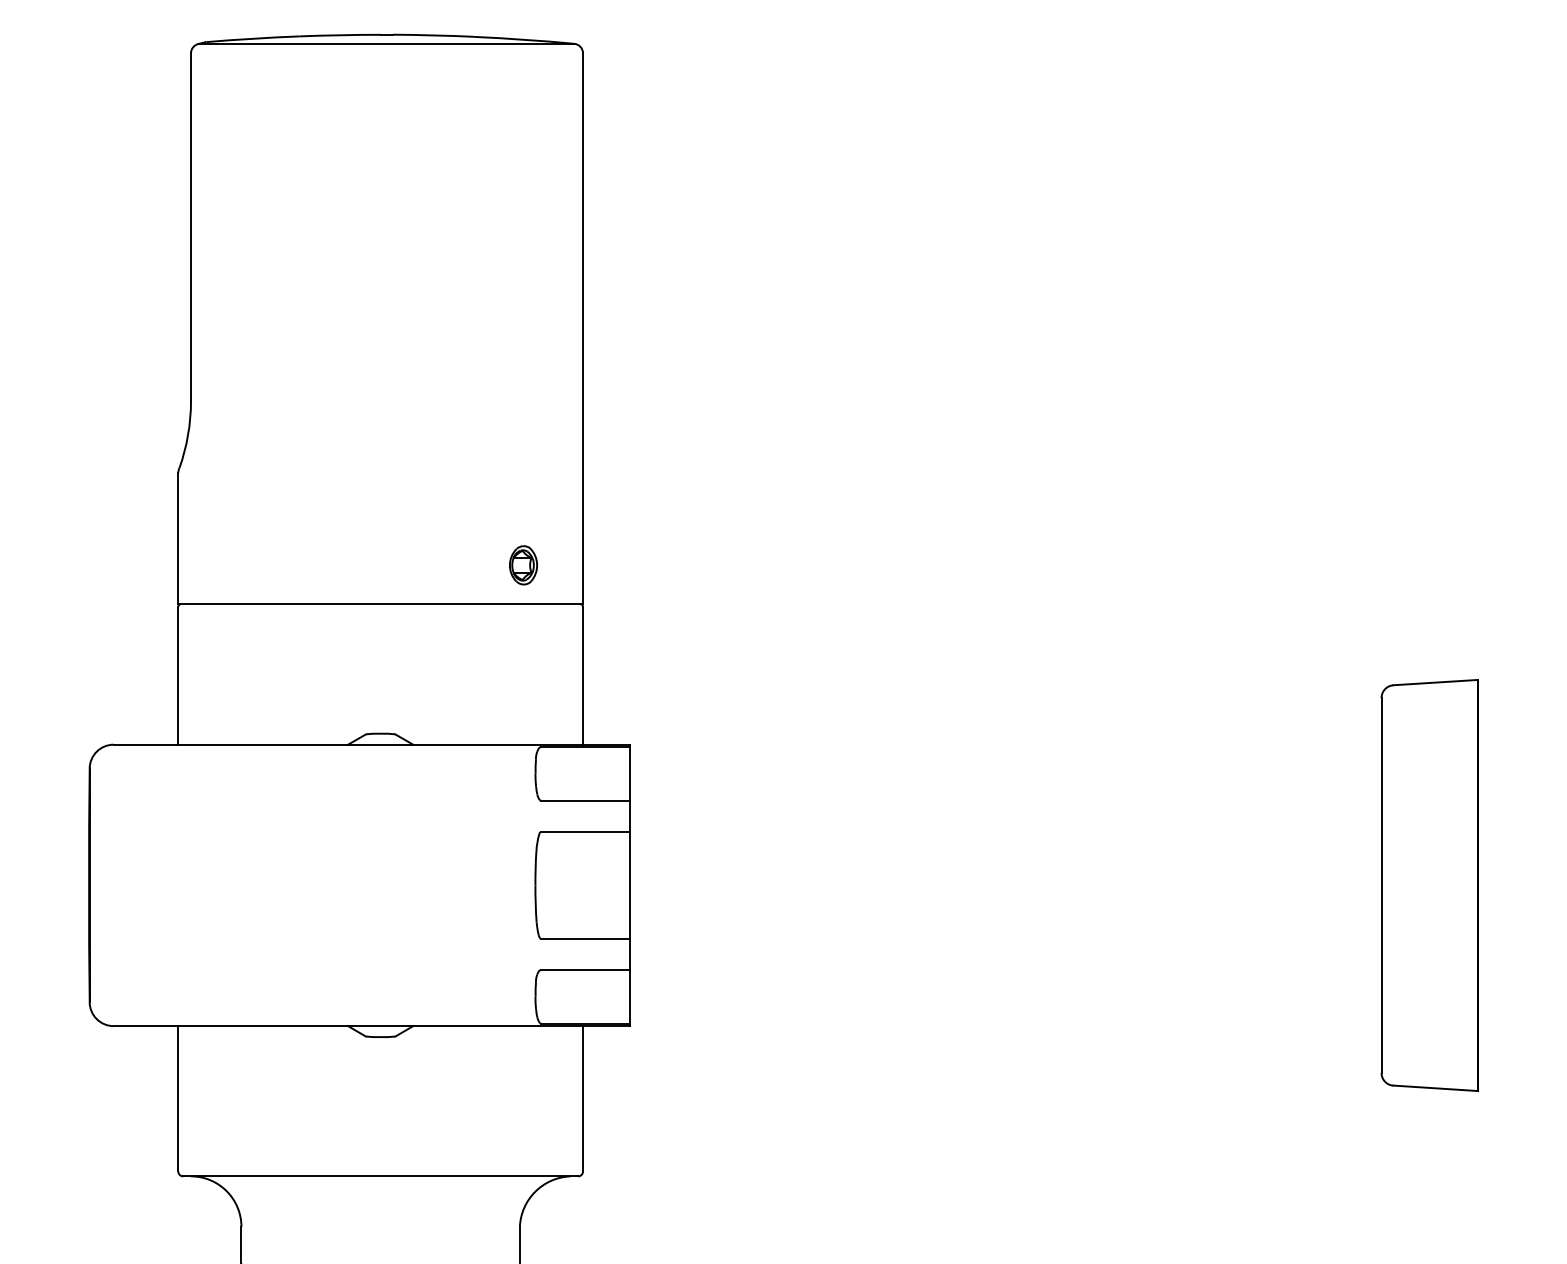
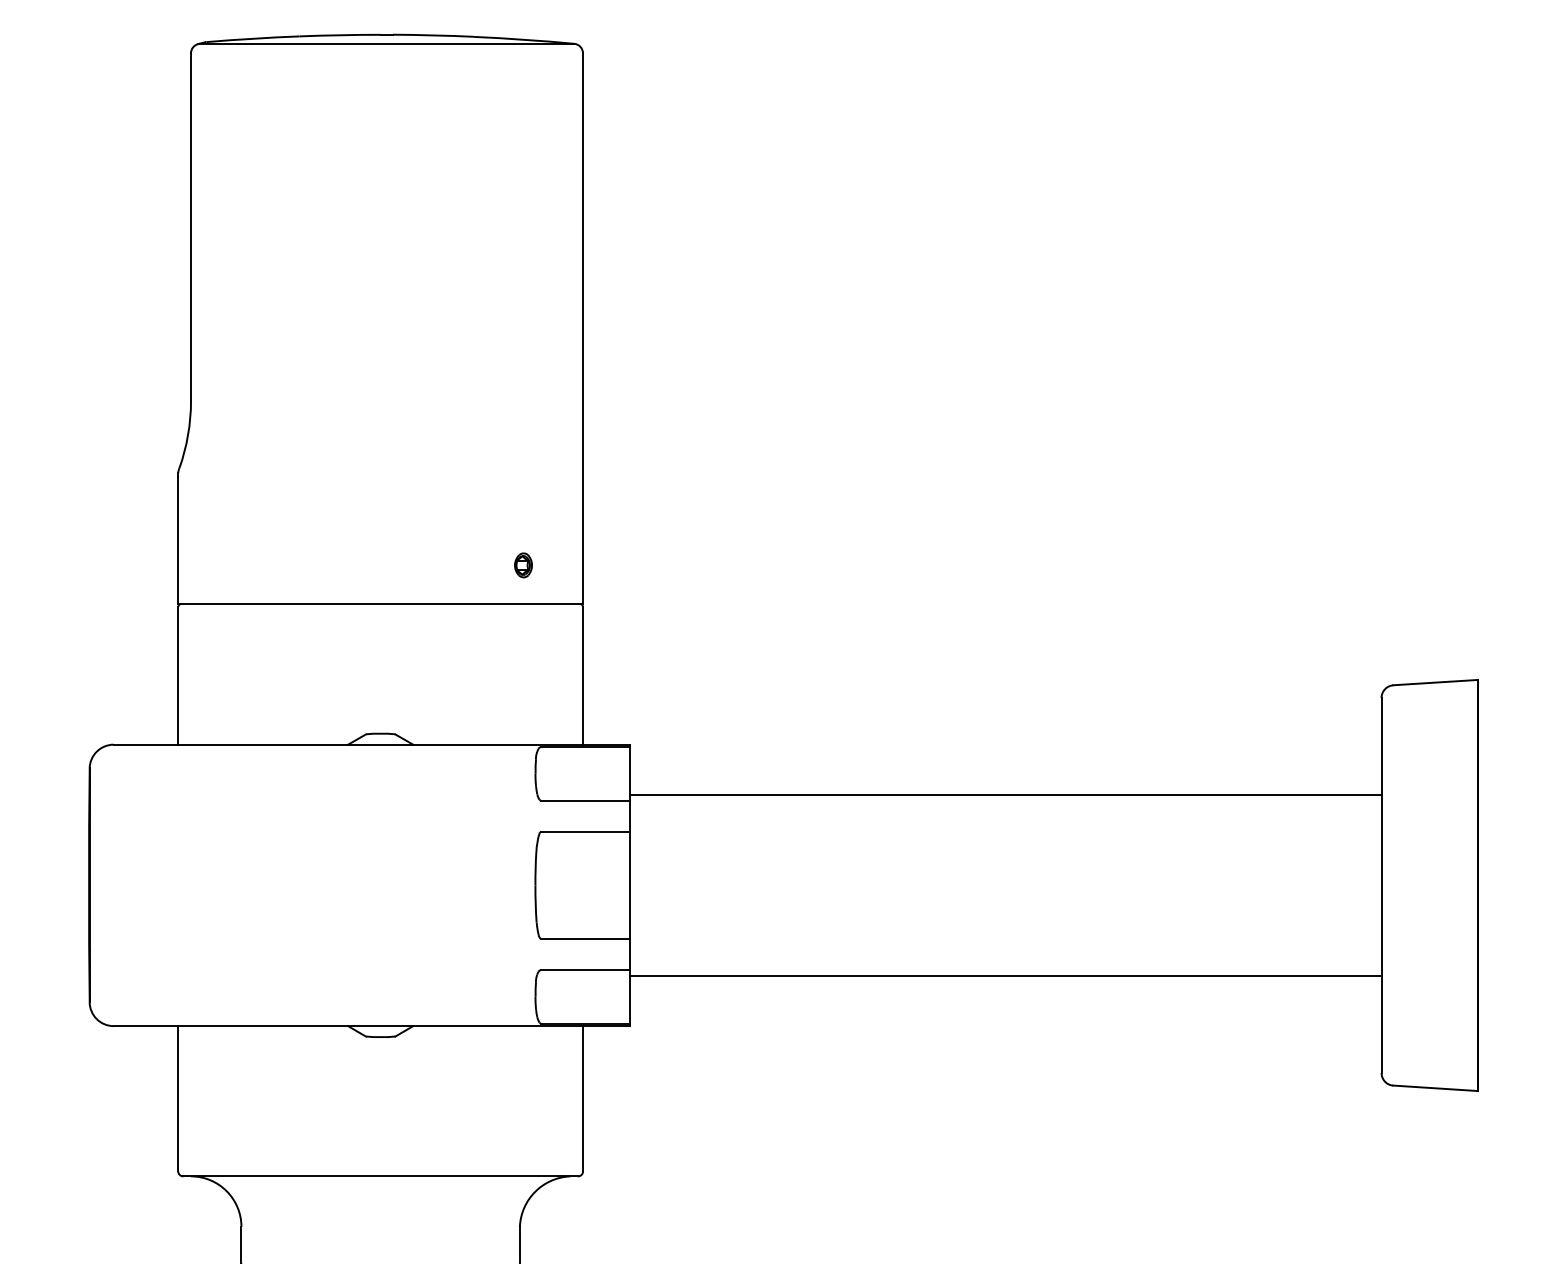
part size: 30x41 px -> 19x27 px (523, 565)
line: none -> present (1005, 794)
line: none -> present (1005, 975)
